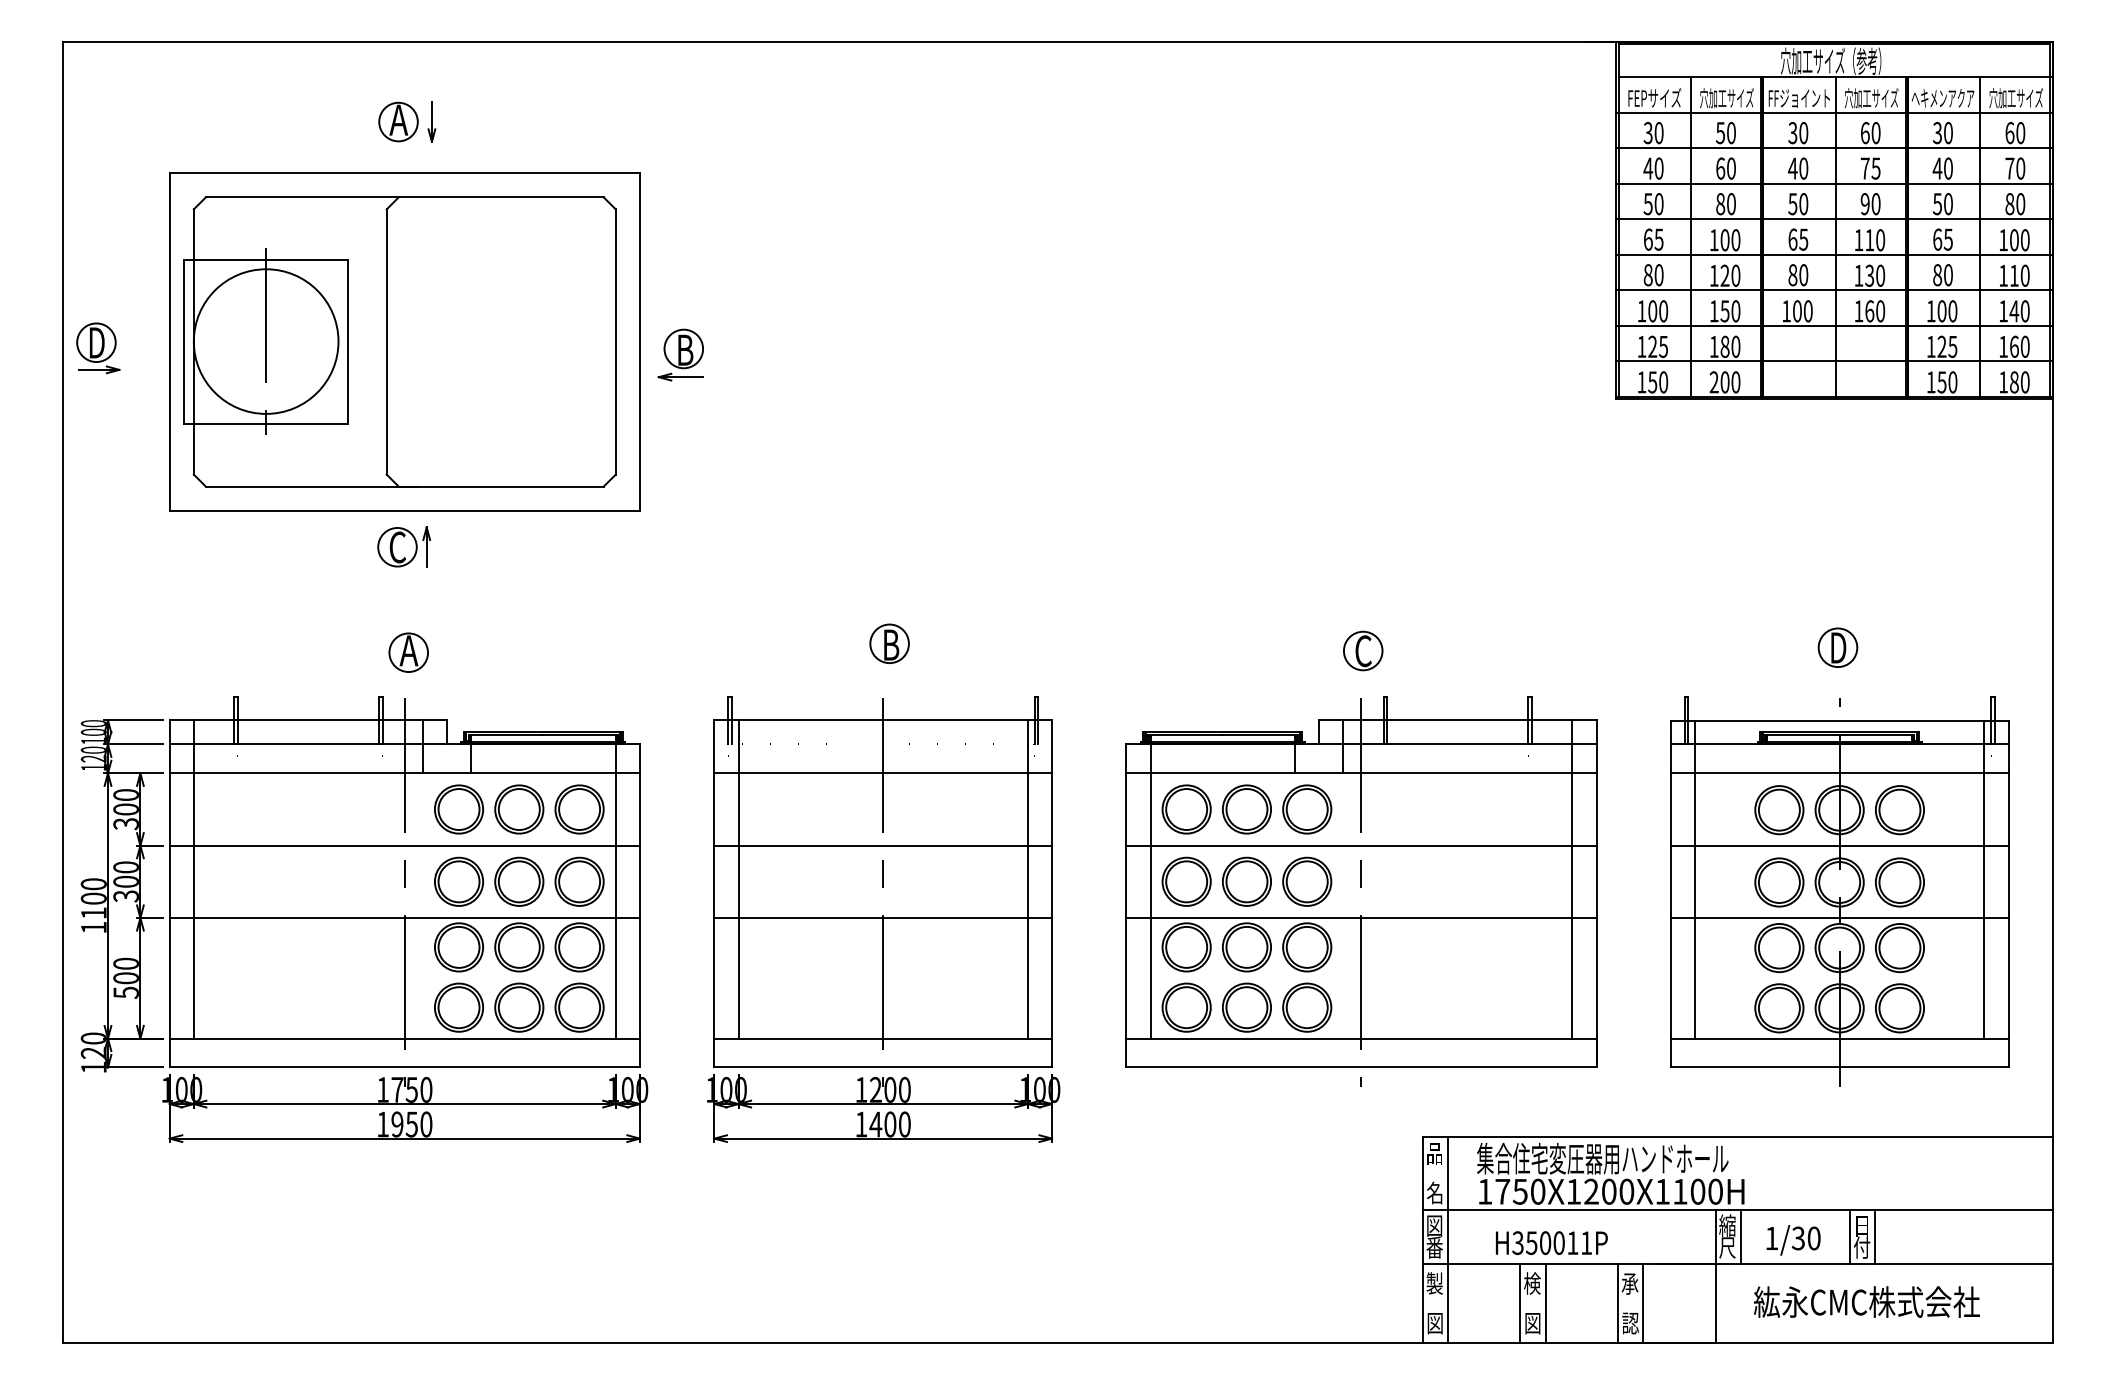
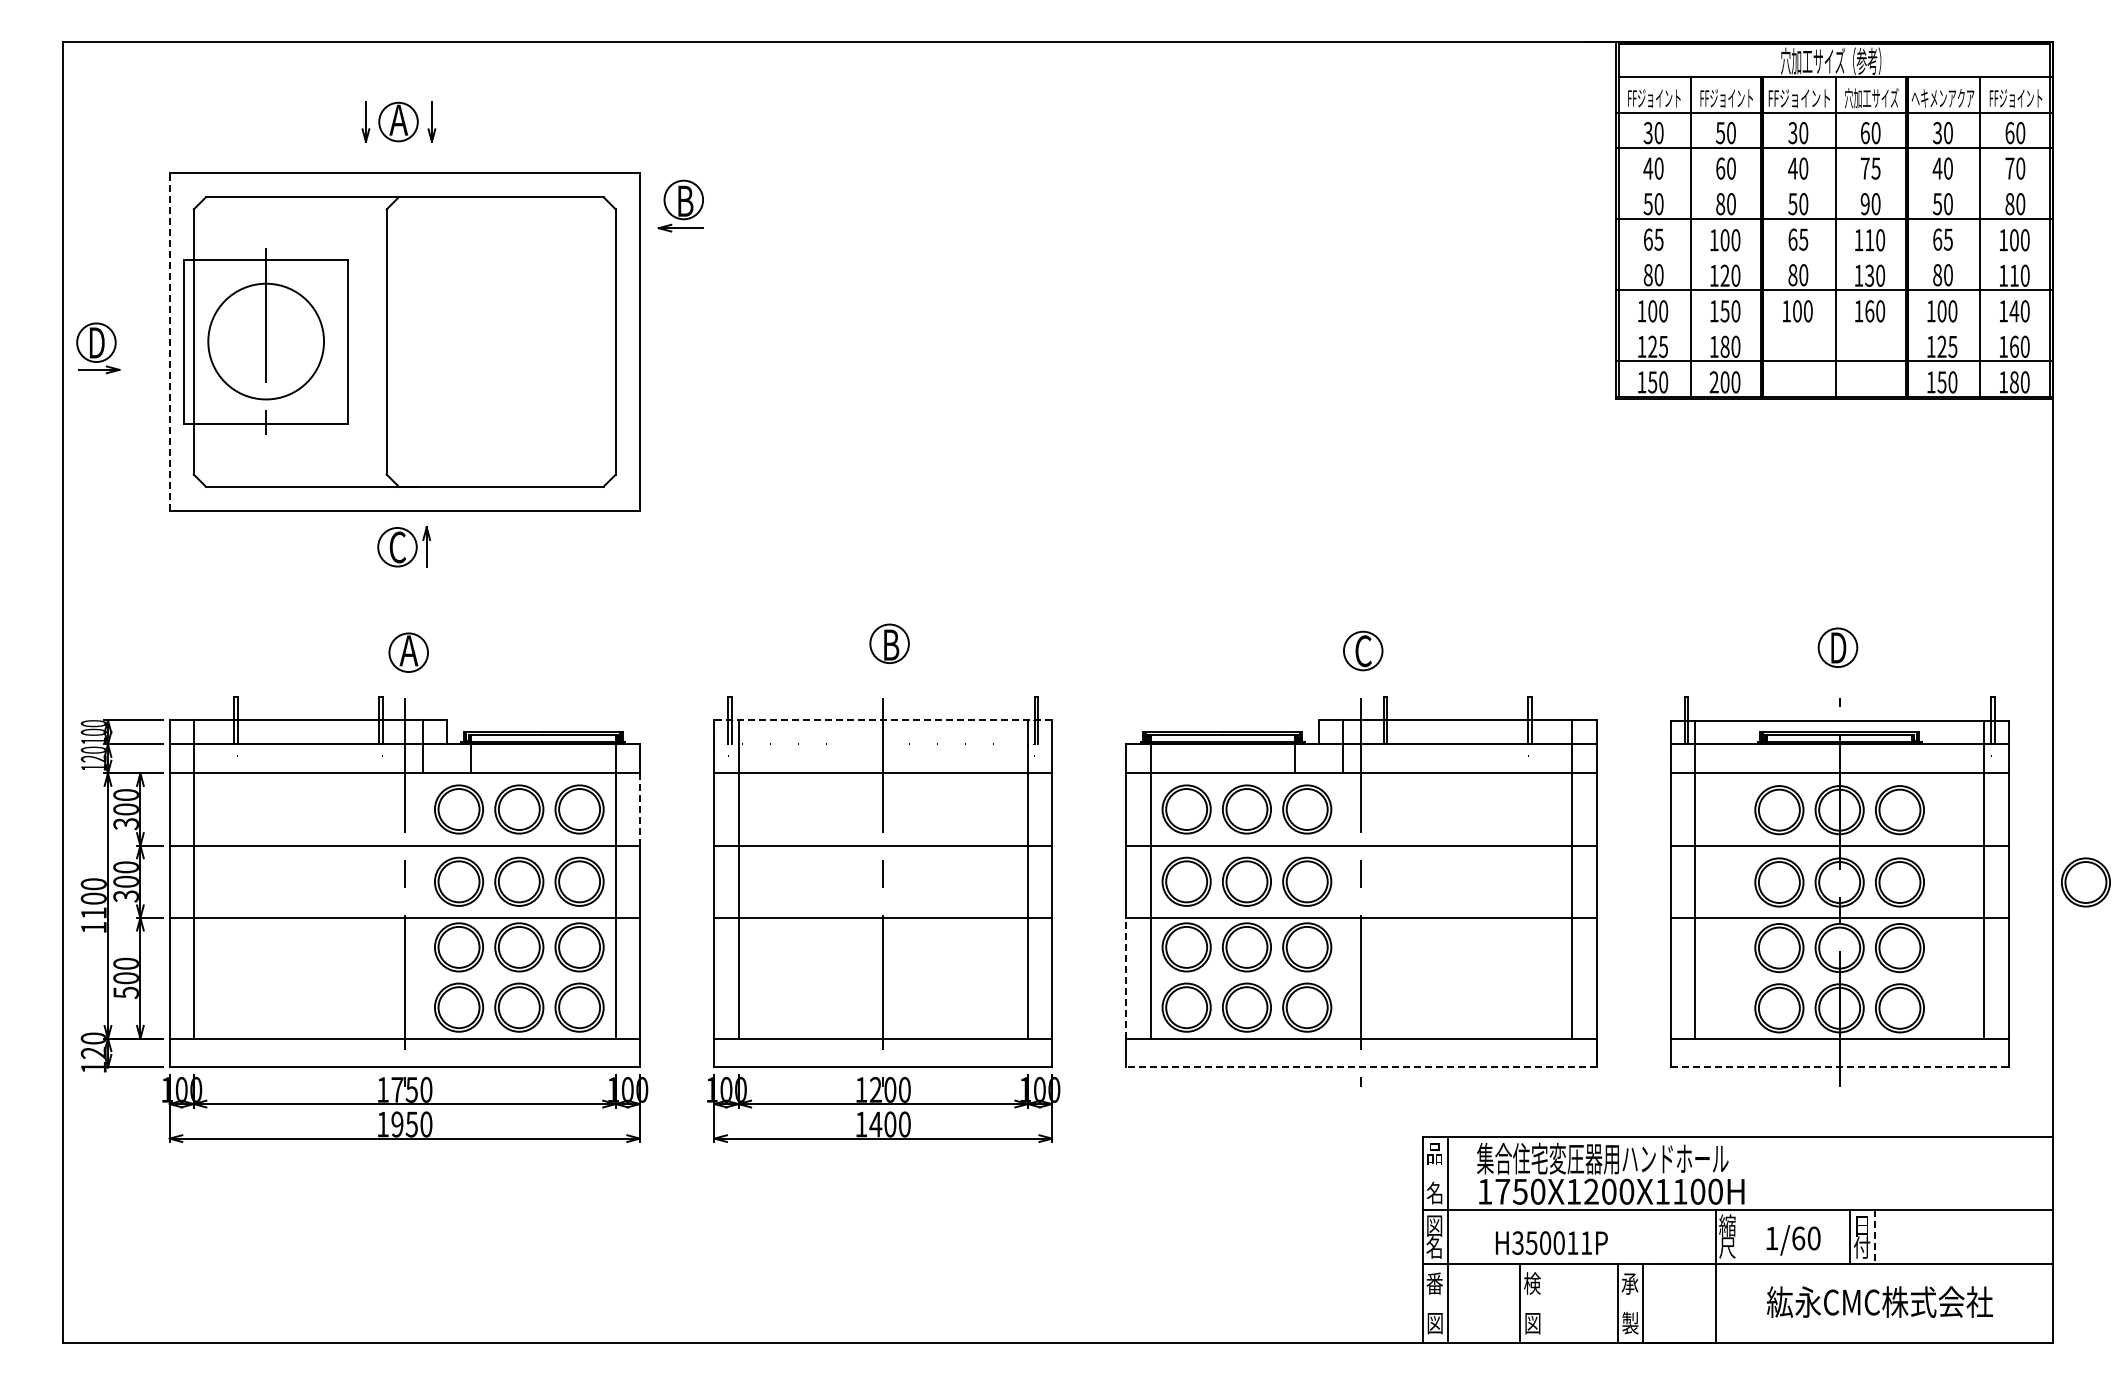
text: FEPサイズ -> FFジョイント (1654, 97)
text: 穴加工サイズ -> FFジョイント (1726, 98)
text: 穴加工サイズ -> FFジョイント (2016, 98)
part: none -> present (365, 121)
line: present -> none (1834, 183)
line: present -> none (1834, 254)
line: present -> none (1834, 325)
circle diameter: 145 px -> 116 px (266, 341)
line: solid -> dashed (169, 342)
part position: (680, 354) -> (680, 205) (680, 205)
line: solid -> dashed (883, 720)
line: solid -> dashed (639, 809)
part: none -> present (2085, 882)
line: solid -> dashed (1126, 977)
line: solid -> dashed (1360, 1067)
line: solid -> dashed (1839, 1067)
line: present -> none (1740, 1236)
line: solid -> dashed (1875, 1237)
text: 1/30 -> 1/60 (1798, 1238)
text: 番 -> 名 (1434, 1247)
text: 製 -> 番 (1434, 1283)
text position: (1866, 1301) -> (1879, 1301) (1879, 1301)
line: present -> none (1545, 1303)
text: 認 -> 製 (1630, 1322)
